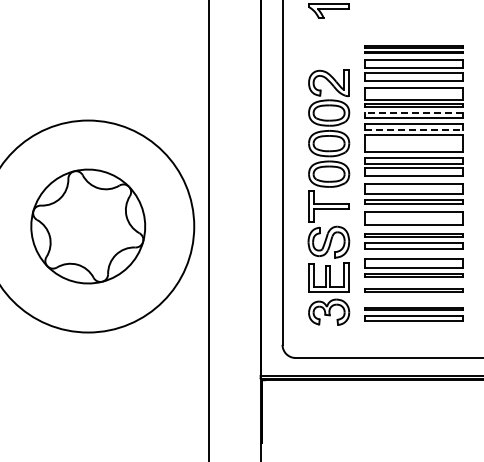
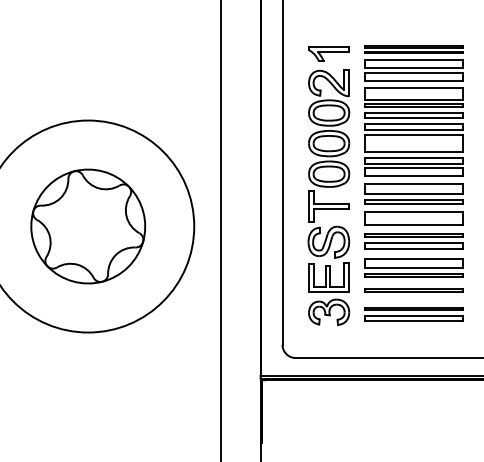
part position: (328, 10) -> (328, 53) (328, 53)
line: dashed -> solid (413, 113)
line: dashed -> solid (414, 129)
line position: (208, 230) -> (220, 230) (220, 230)
